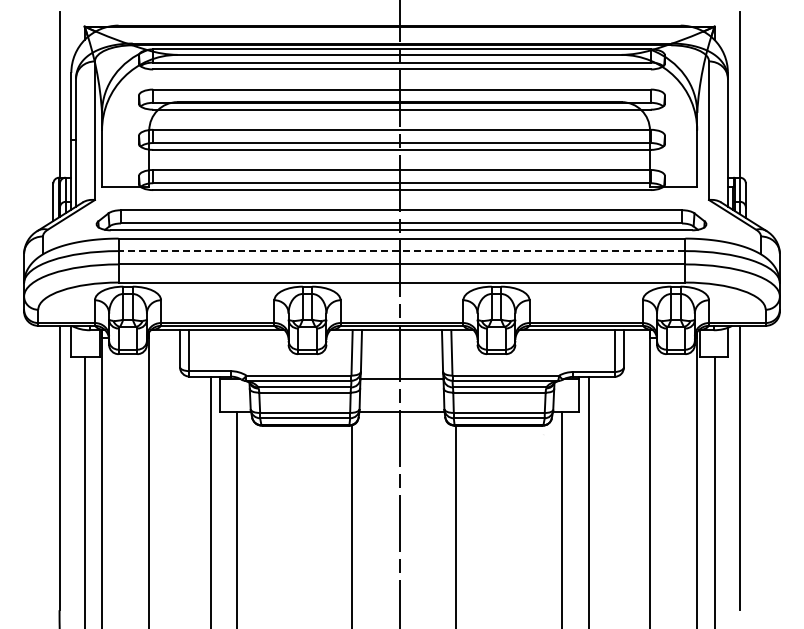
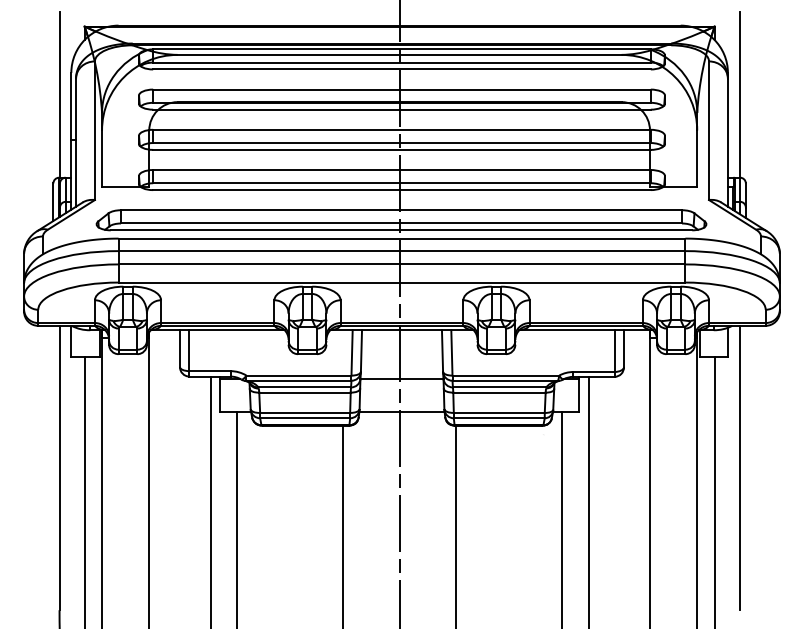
line: dashed -> solid (401, 251)
line position: (351, 525) -> (342, 525) (342, 525)
